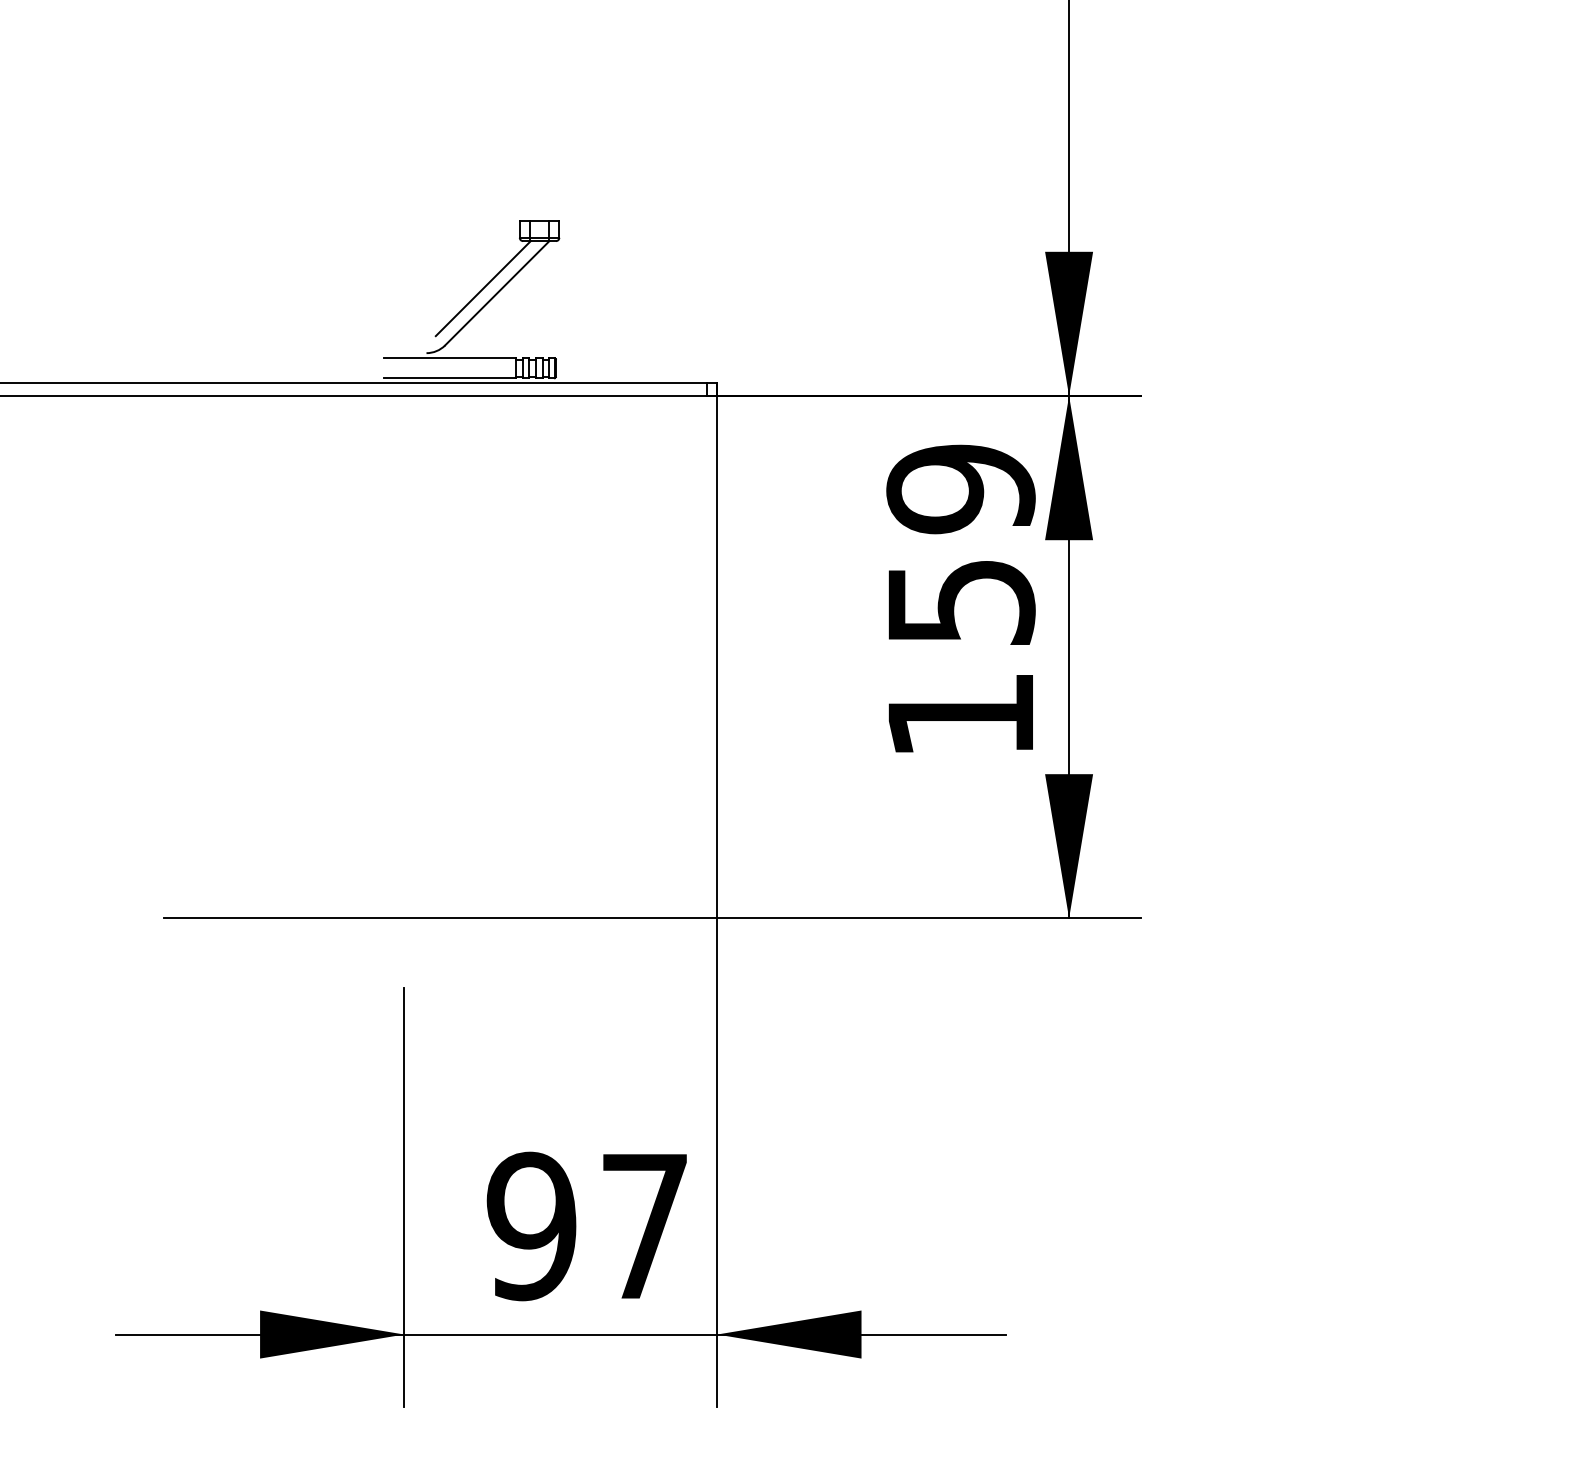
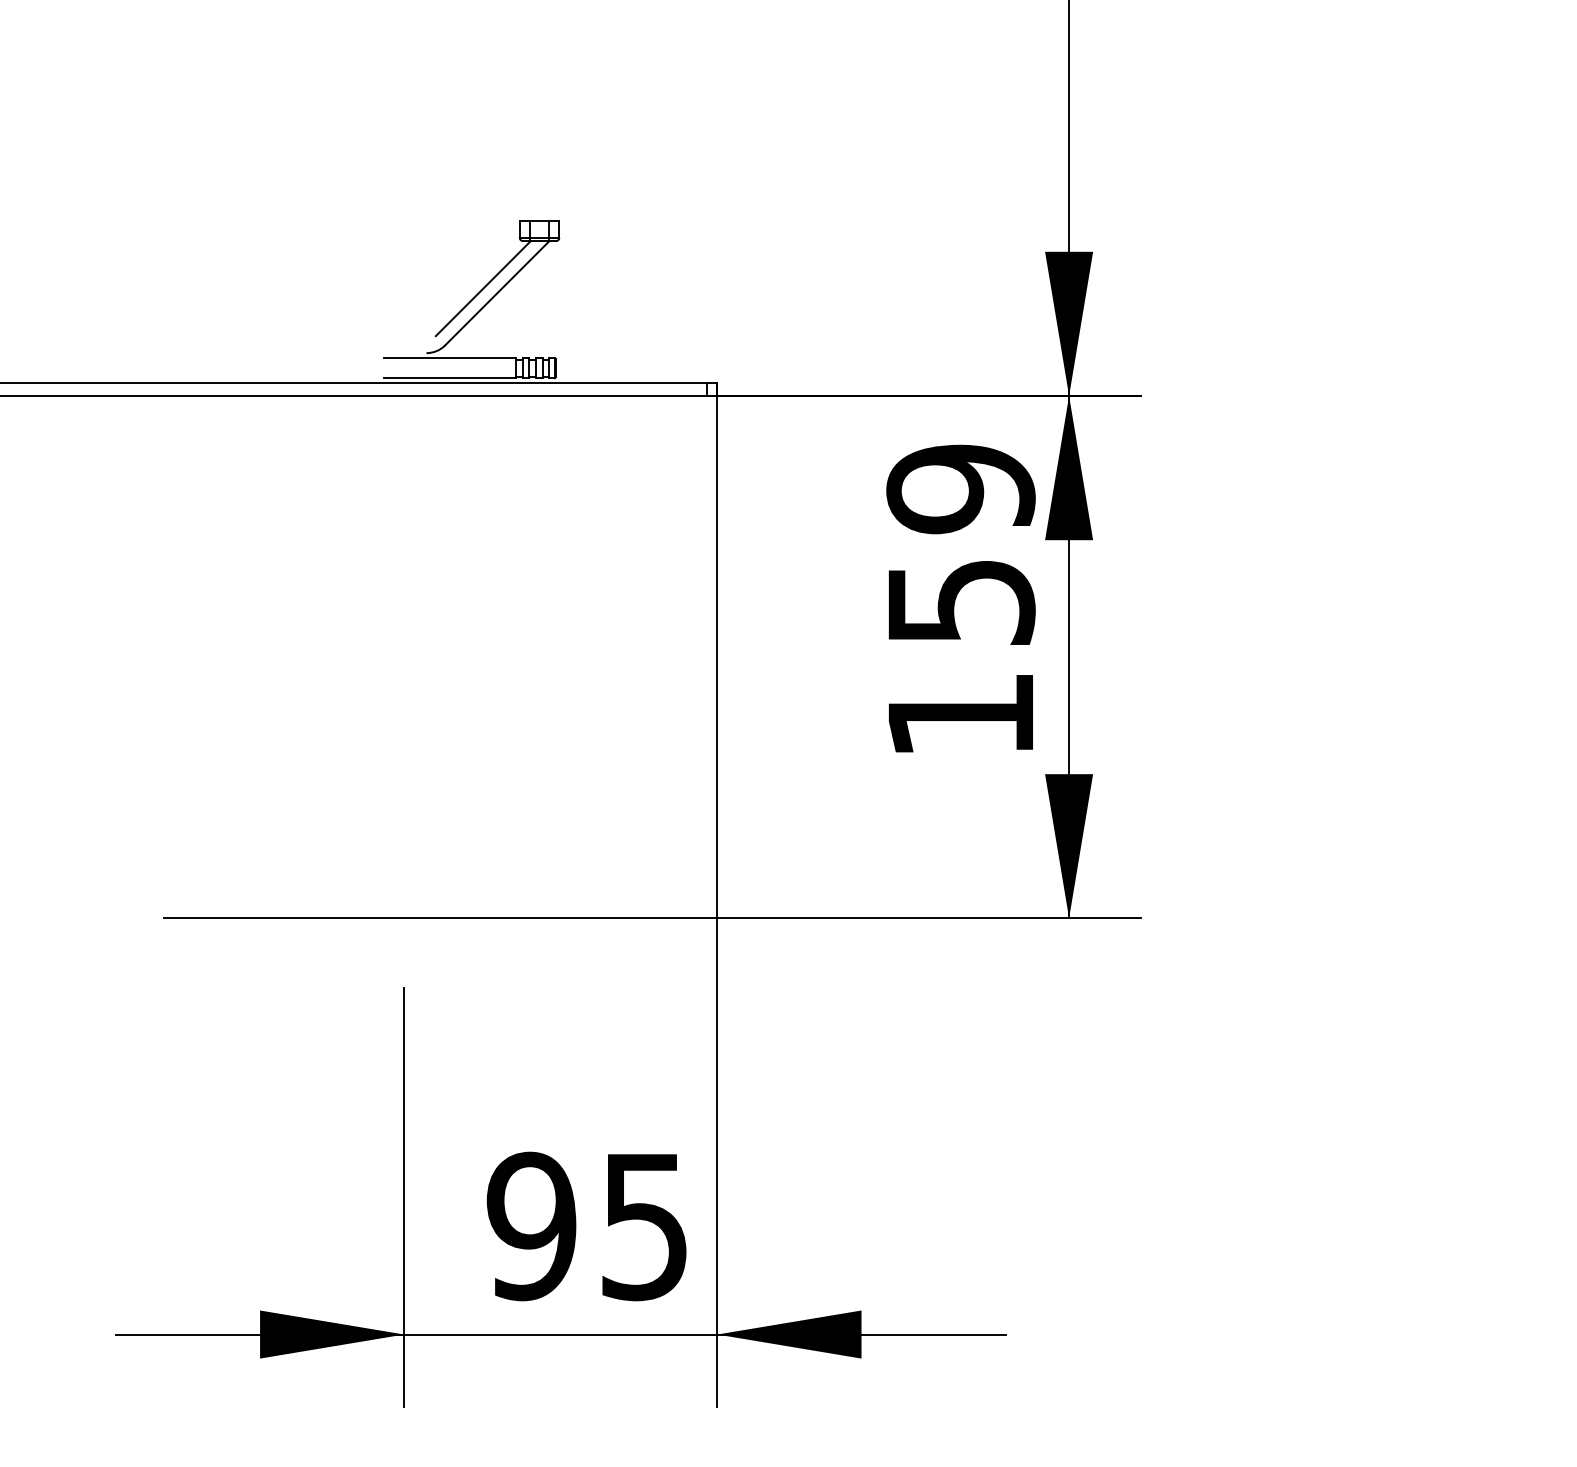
text: 97 -> 95 (644, 1227)
